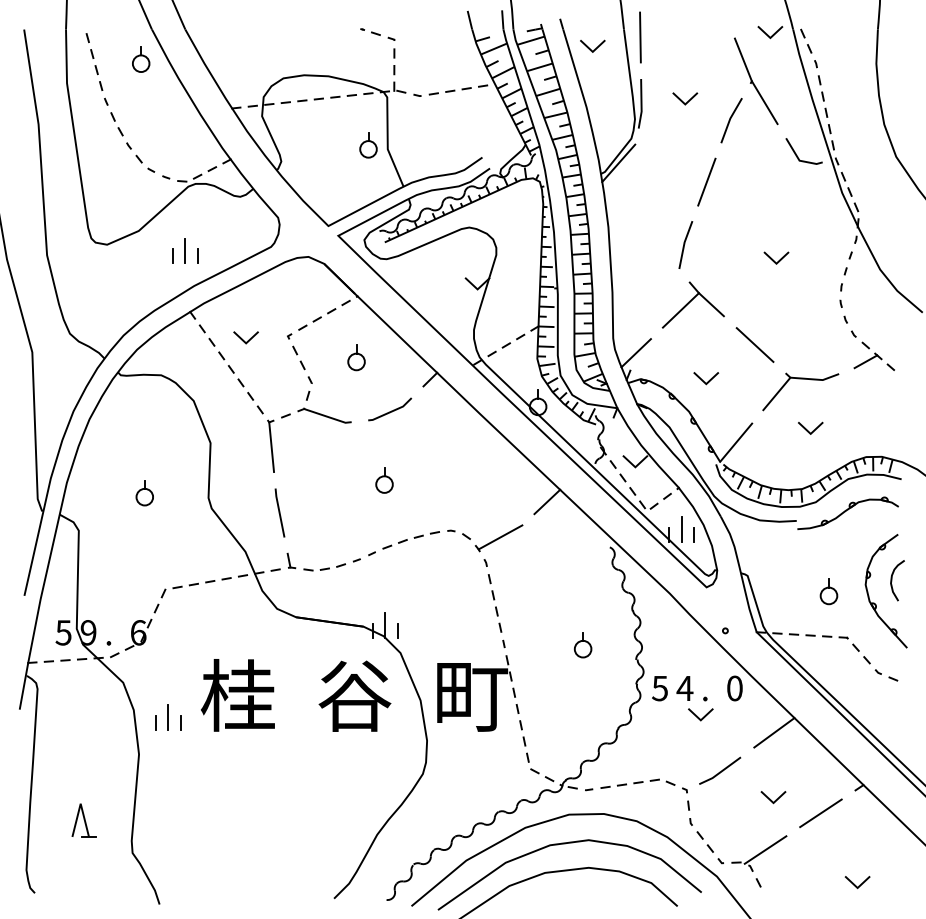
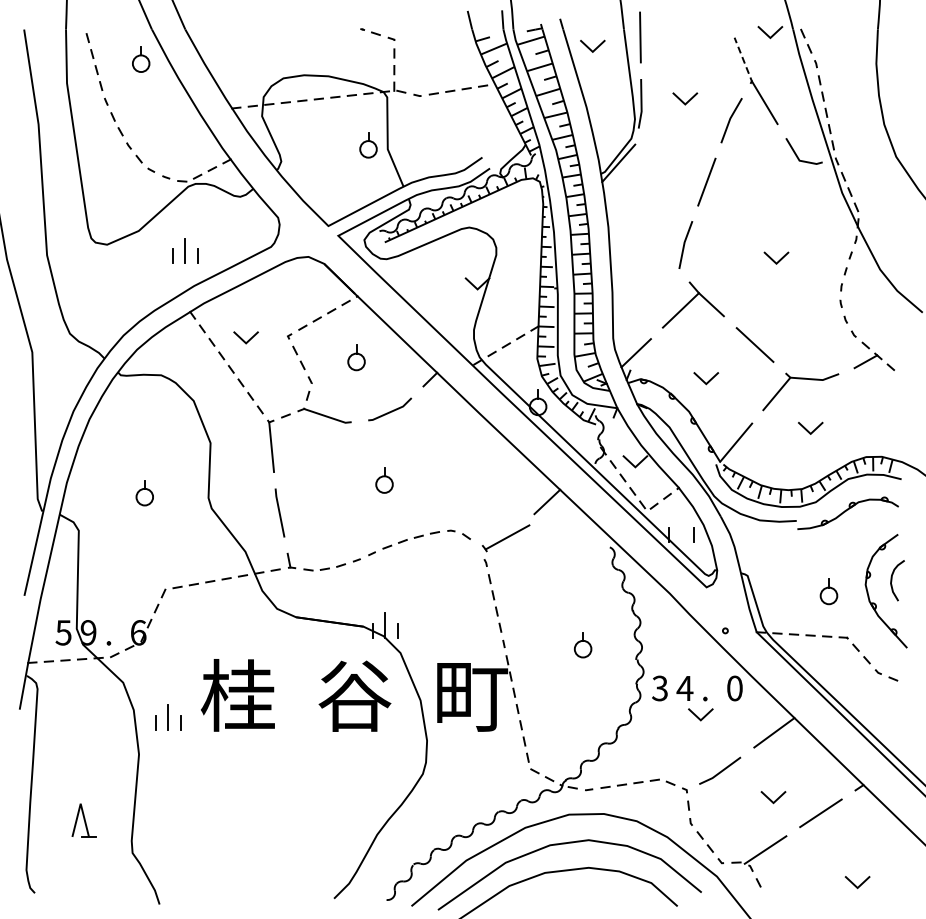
line: solid -> dashed (743, 60)
line: present -> none (681, 529)
part position: (498, 538) -> (505, 538) (505, 538)
text: 5 -> 3 (659, 687)
